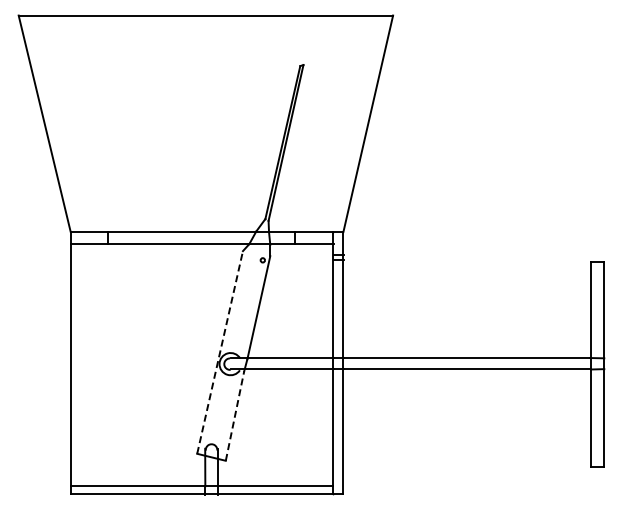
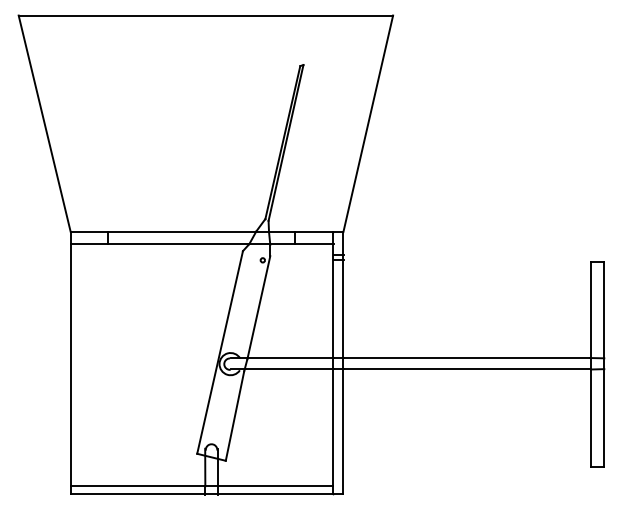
line: dashed -> solid (220, 352)
line: dashed -> solid (235, 416)
